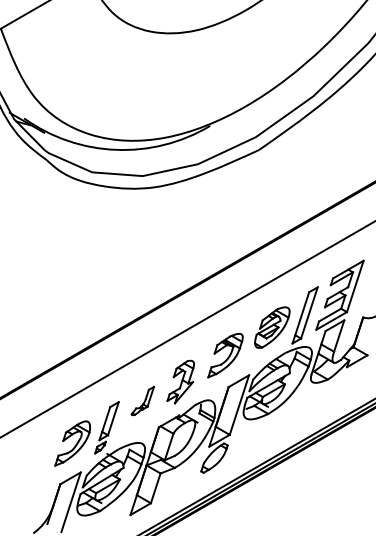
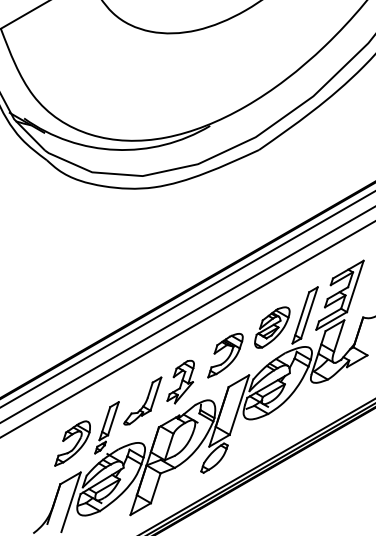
line: none -> present (187, 299)
line: none -> present (187, 314)
part size: 25x31 px -> 40x50 px (142, 400)
